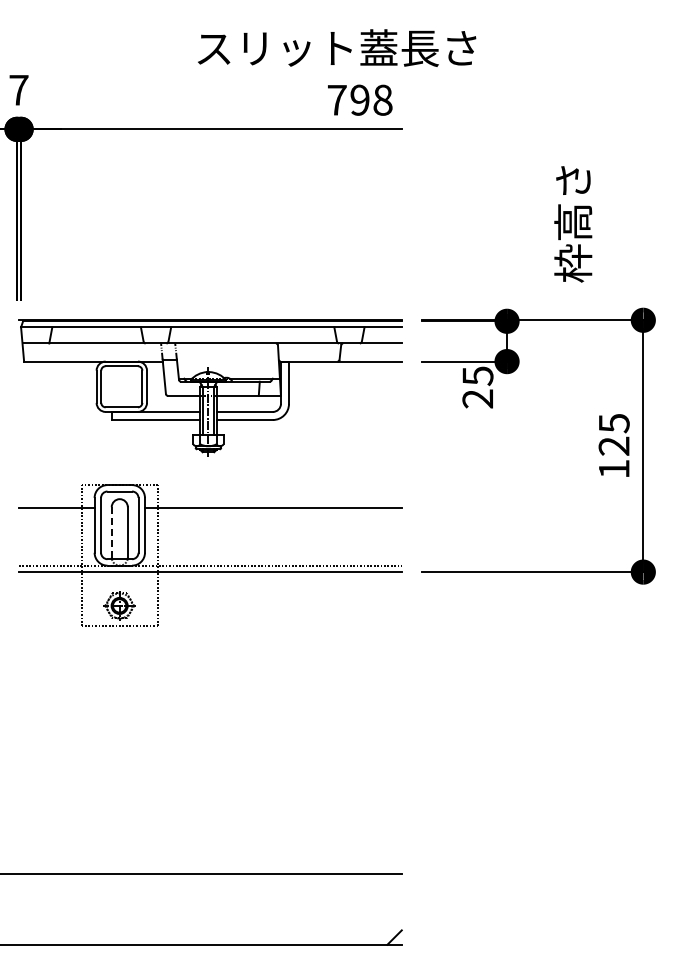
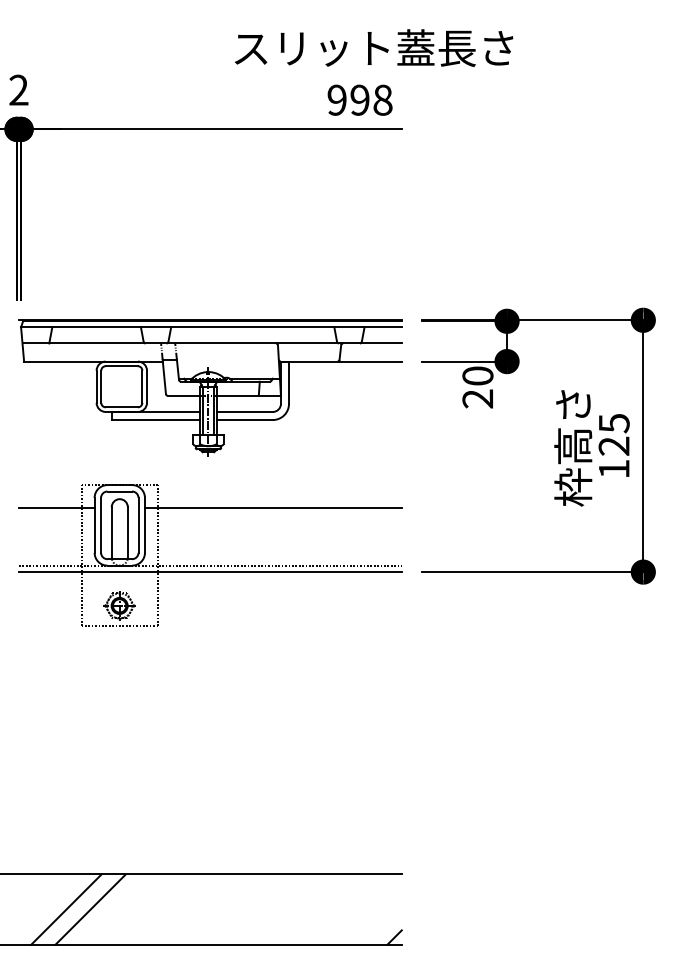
text position: (337, 47) -> (374, 47) (374, 47)
text: 7 -> 2 (18, 89)
text: 798 -> 998 (336, 99)
text position: (573, 224) -> (573, 448) (573, 448)
text: 25 -> 20 (477, 376)
line: dashed -> solid (111, 531)
line: none -> present (66, 909)
line: none -> present (90, 909)
